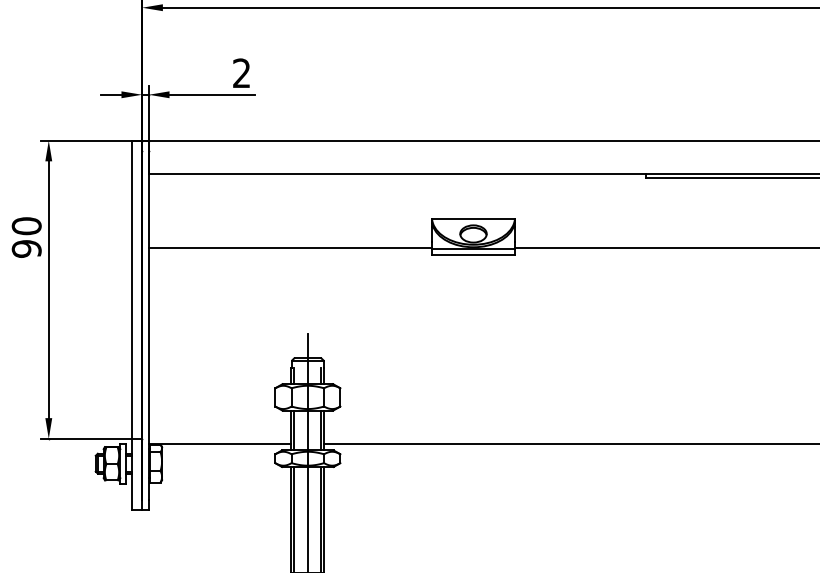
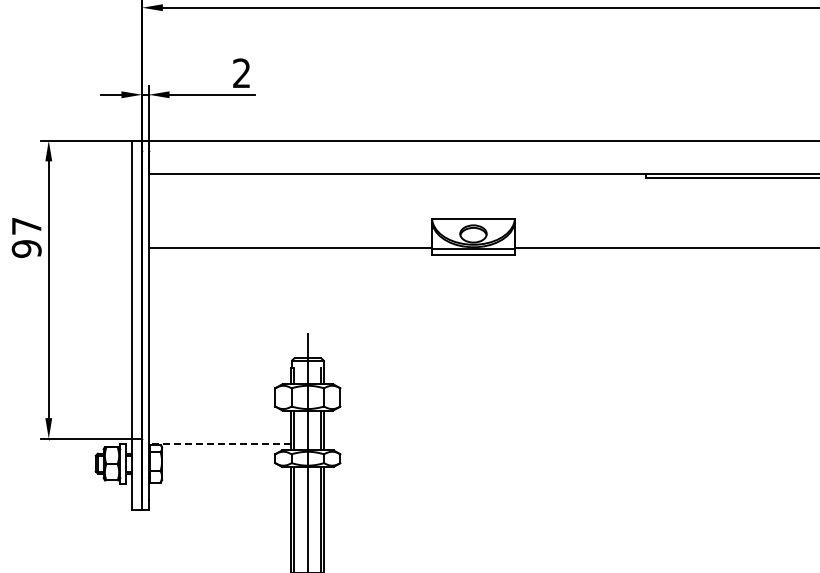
text: 90 -> 97 (26, 226)
line: solid -> dashed (219, 443)
line: present -> none (570, 443)
